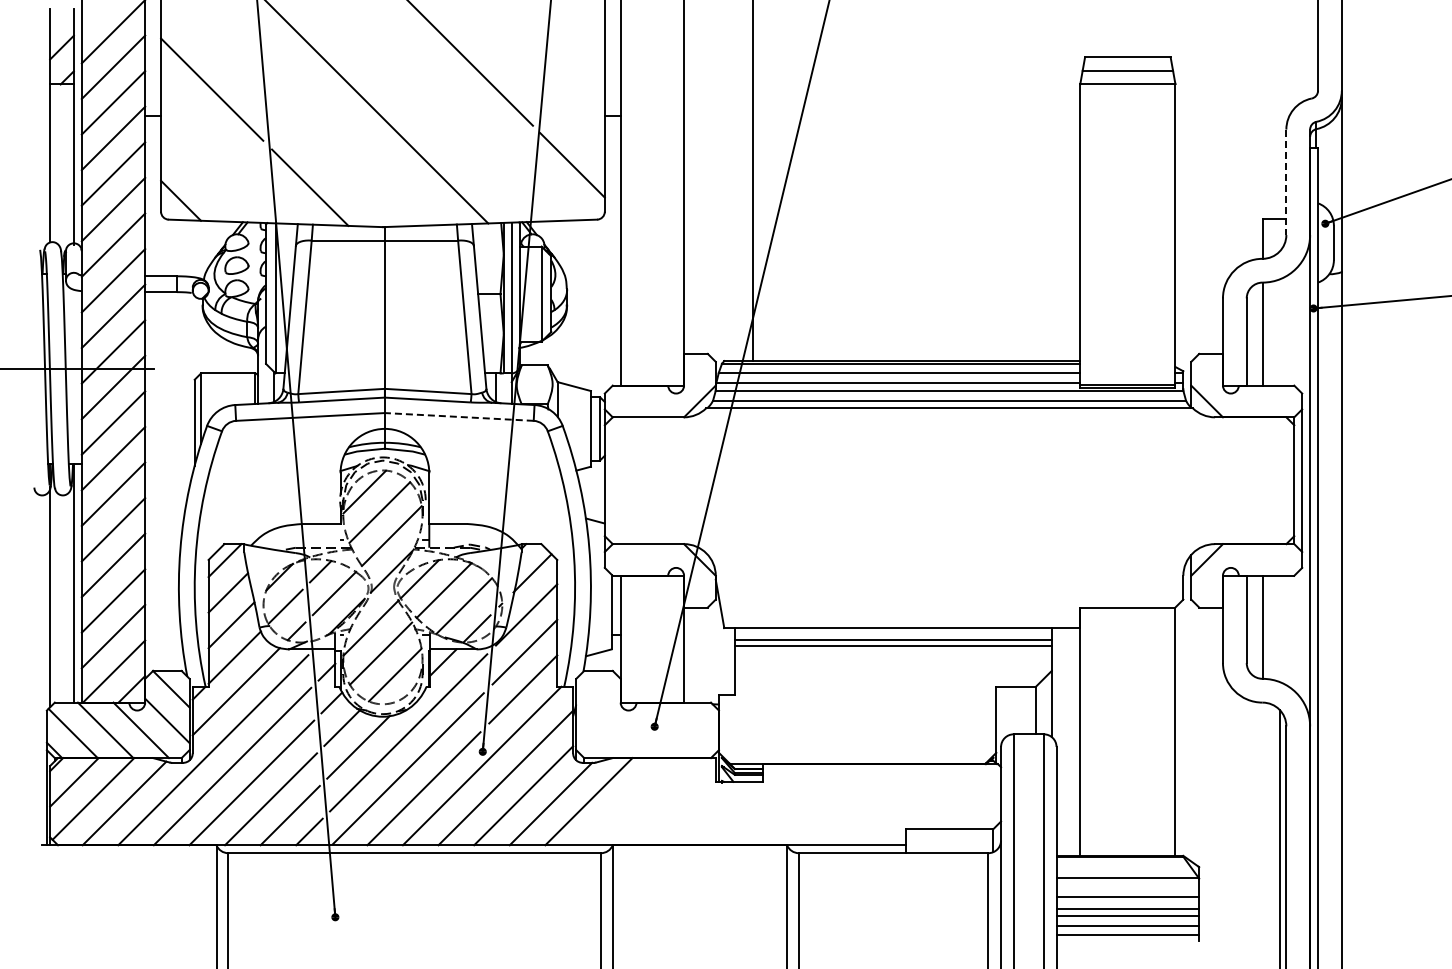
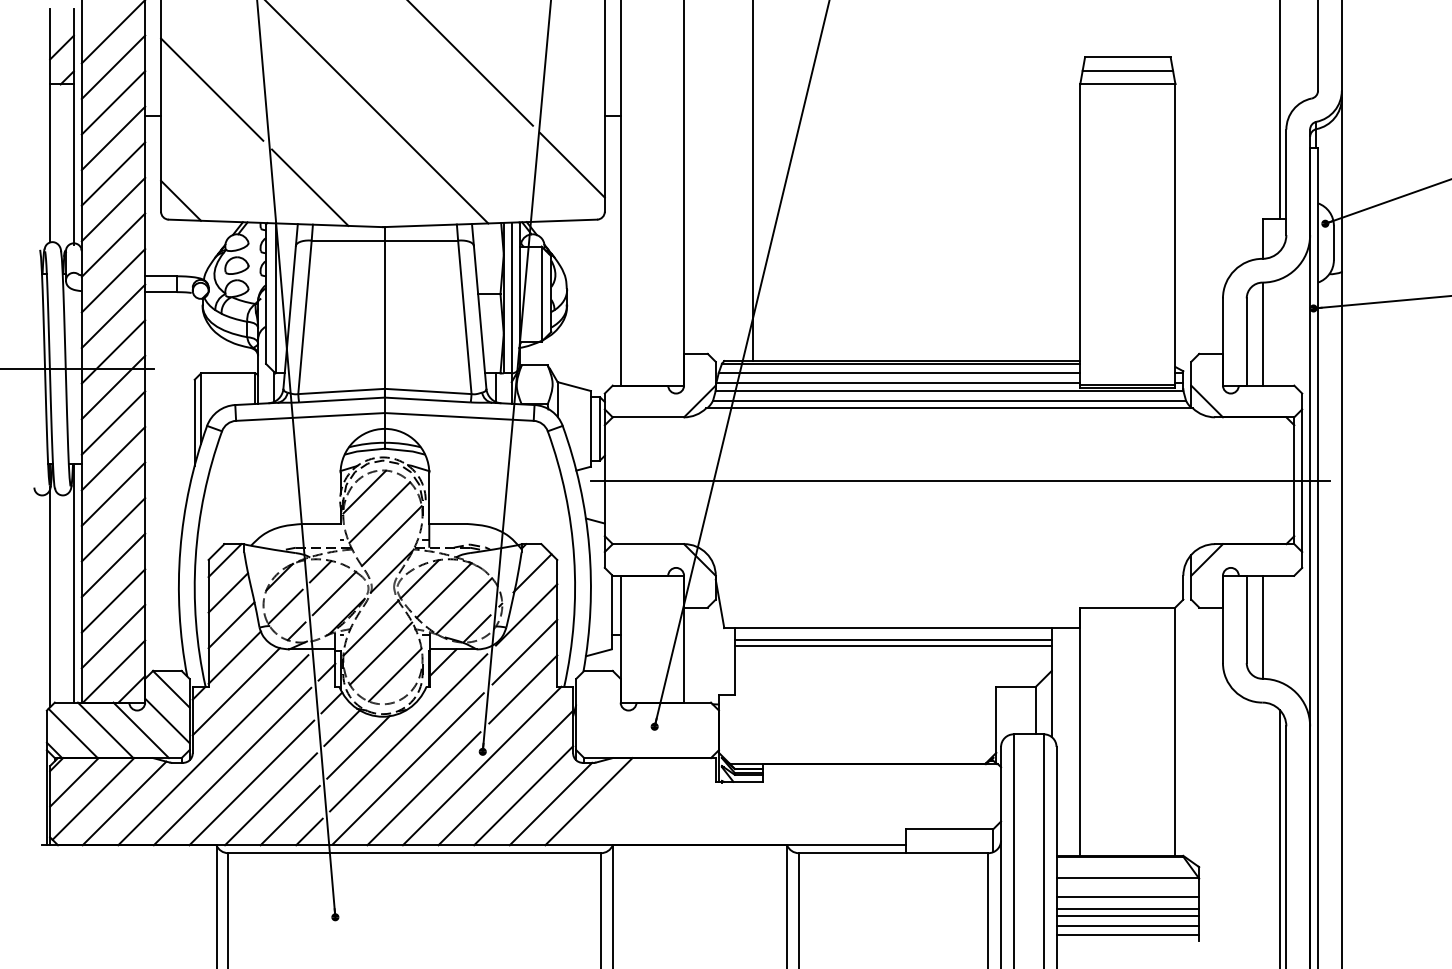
line: none -> present (1279, 110)
line: dashed -> solid (1286, 182)
line: dashed -> solid (459, 416)
line: none -> present (960, 480)
